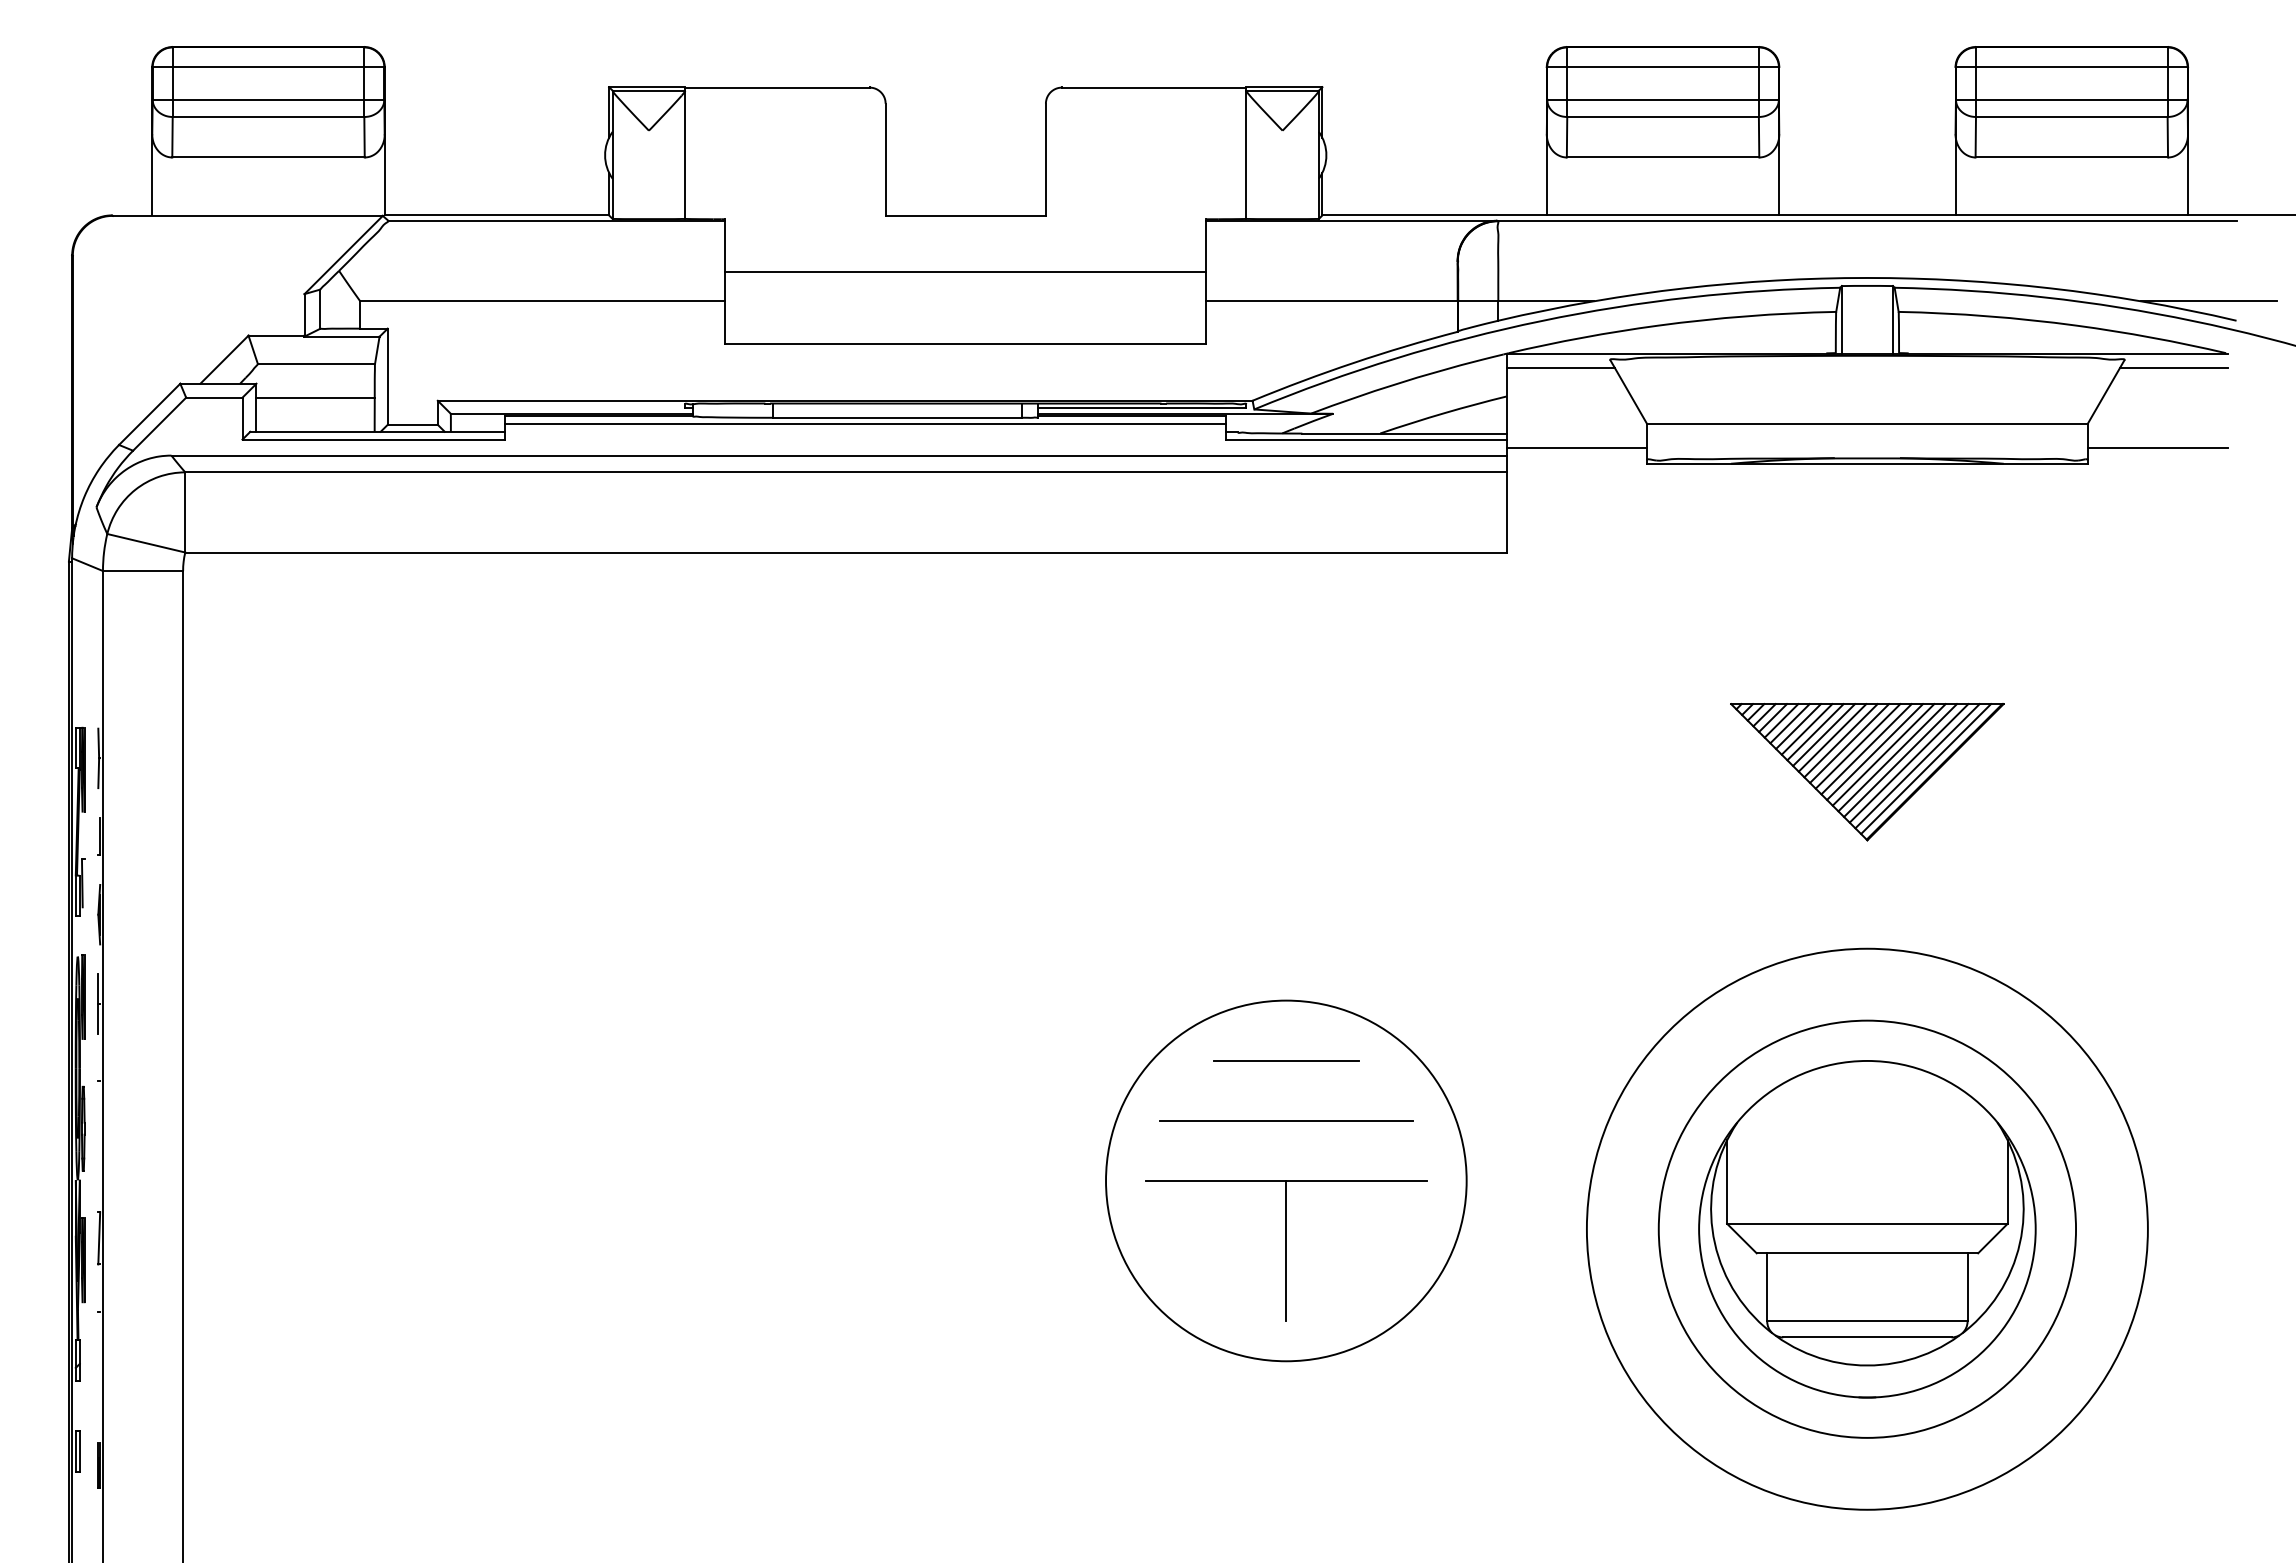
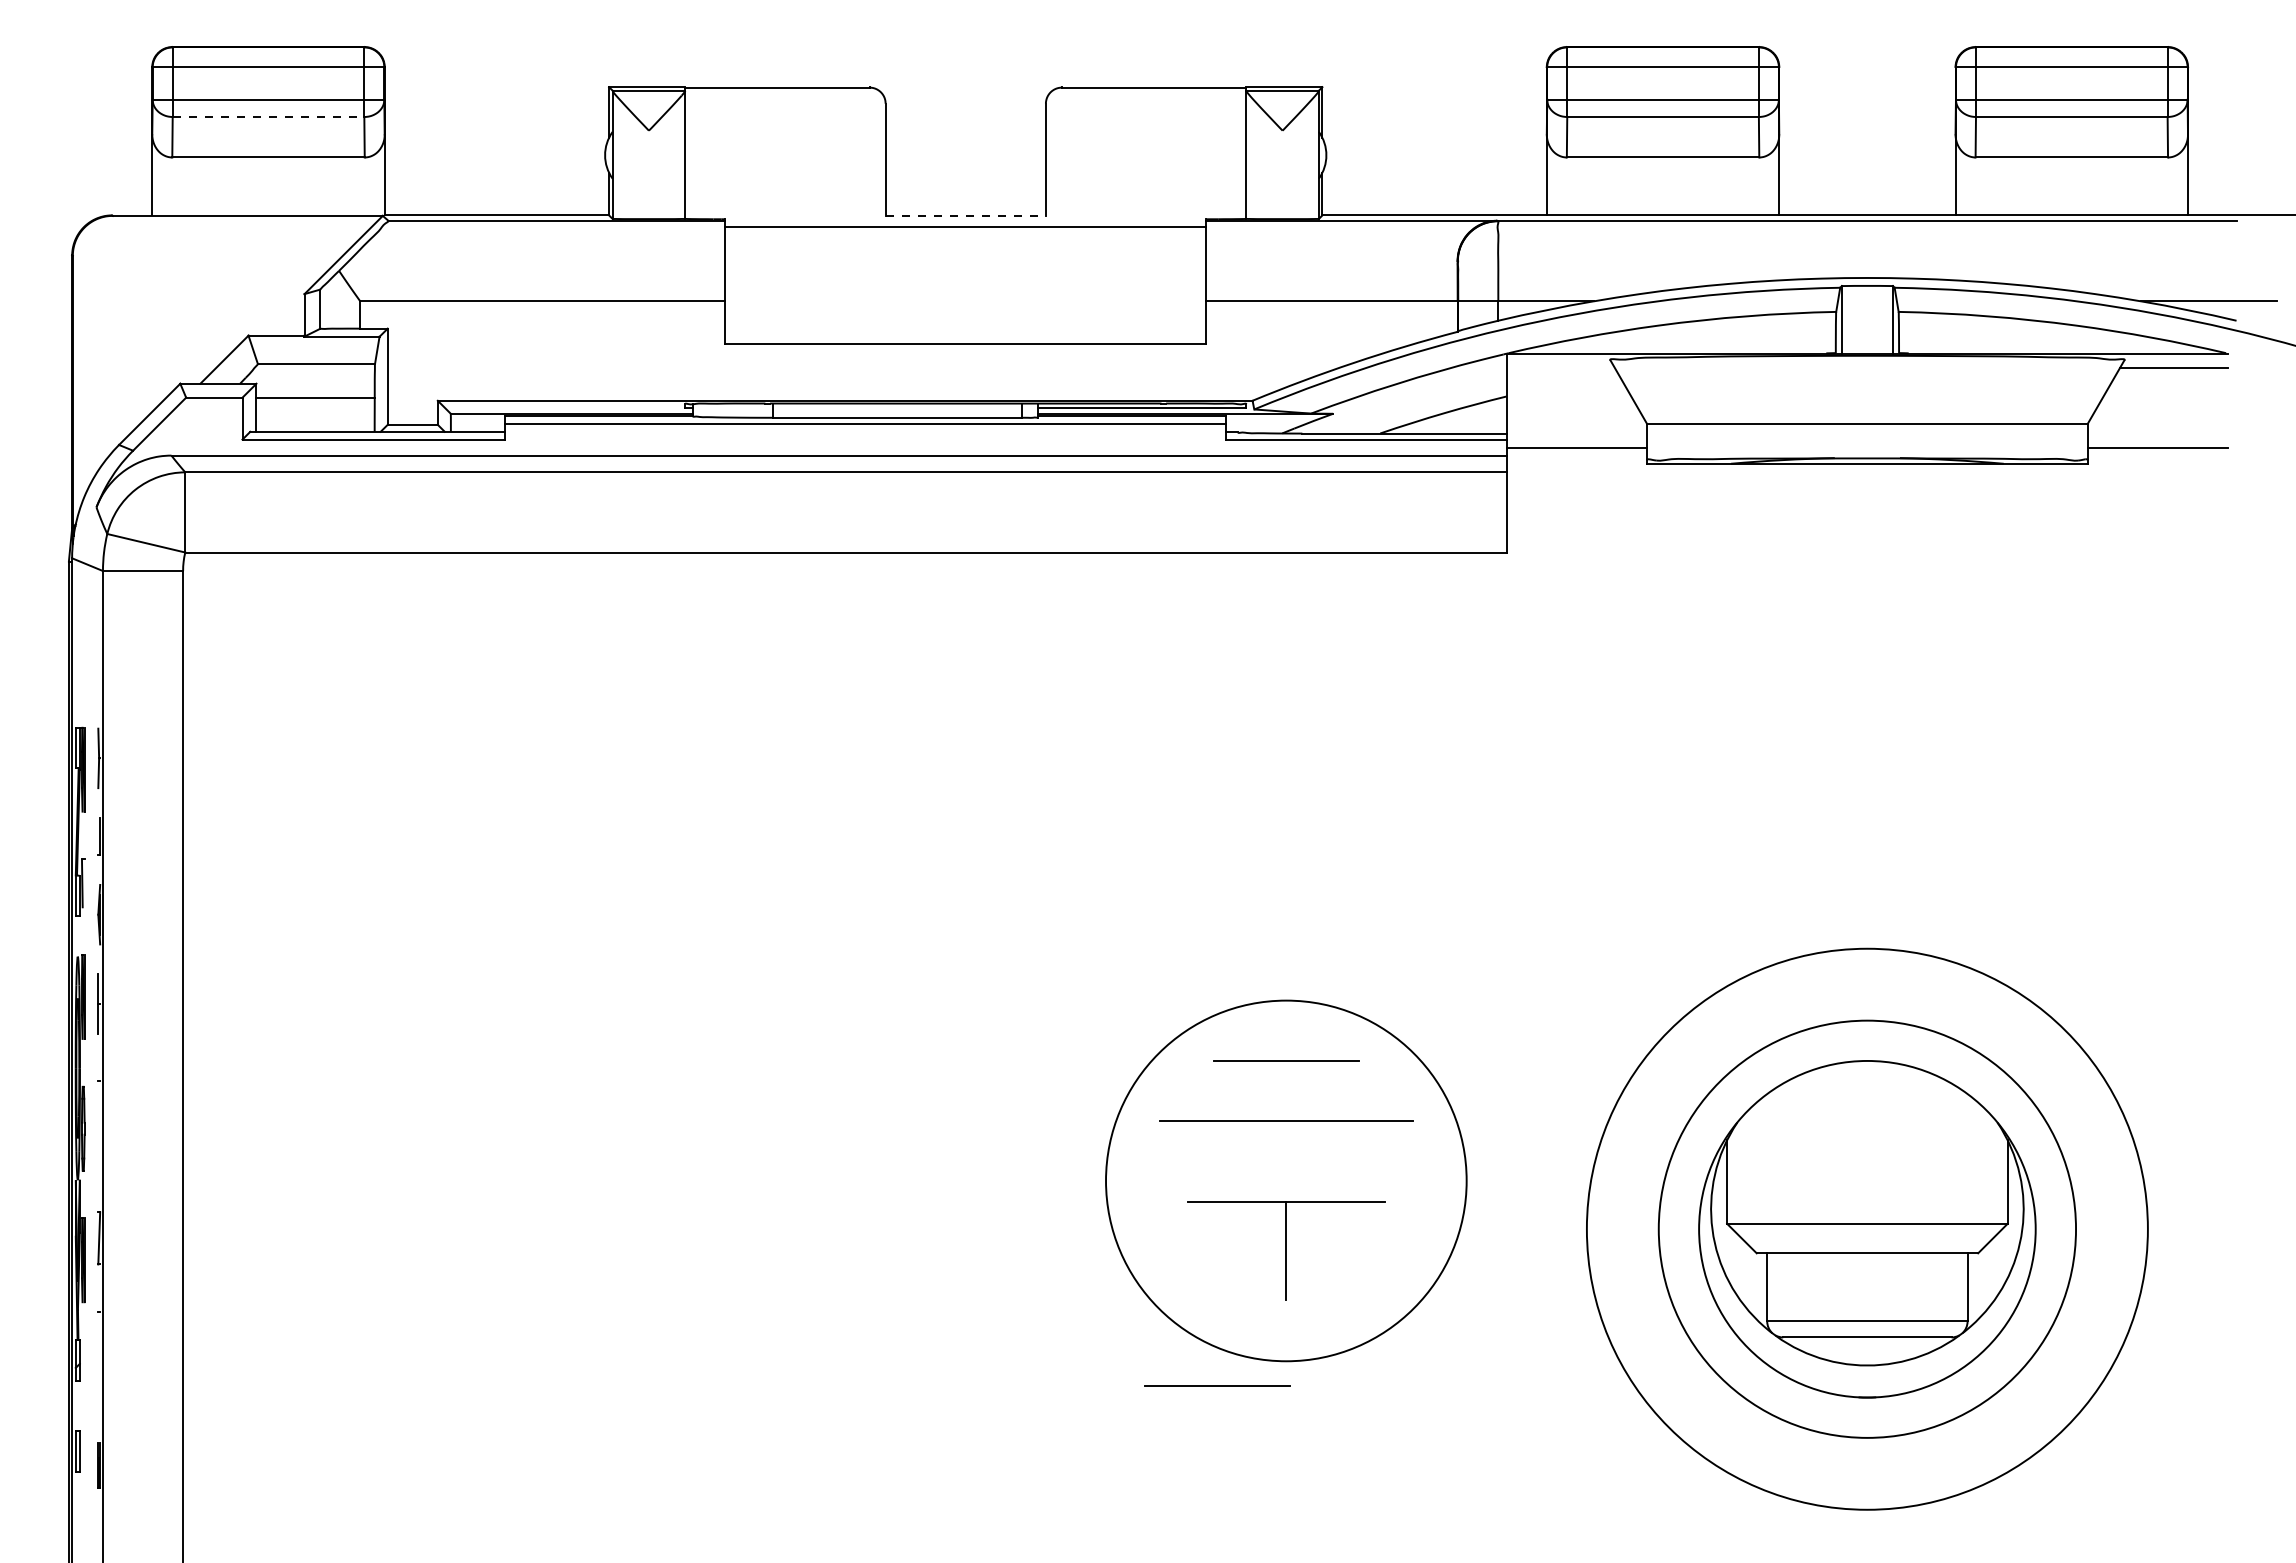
line: solid -> dashed (268, 117)
line: solid -> dashed (966, 215)
line position: (965, 271) -> (965, 226) (965, 226)
line: present -> none (1560, 368)
part: present -> none (1867, 772)
part size: 283x142 px -> 199x100 px (1286, 1250)
line: none -> present (1217, 1385)
